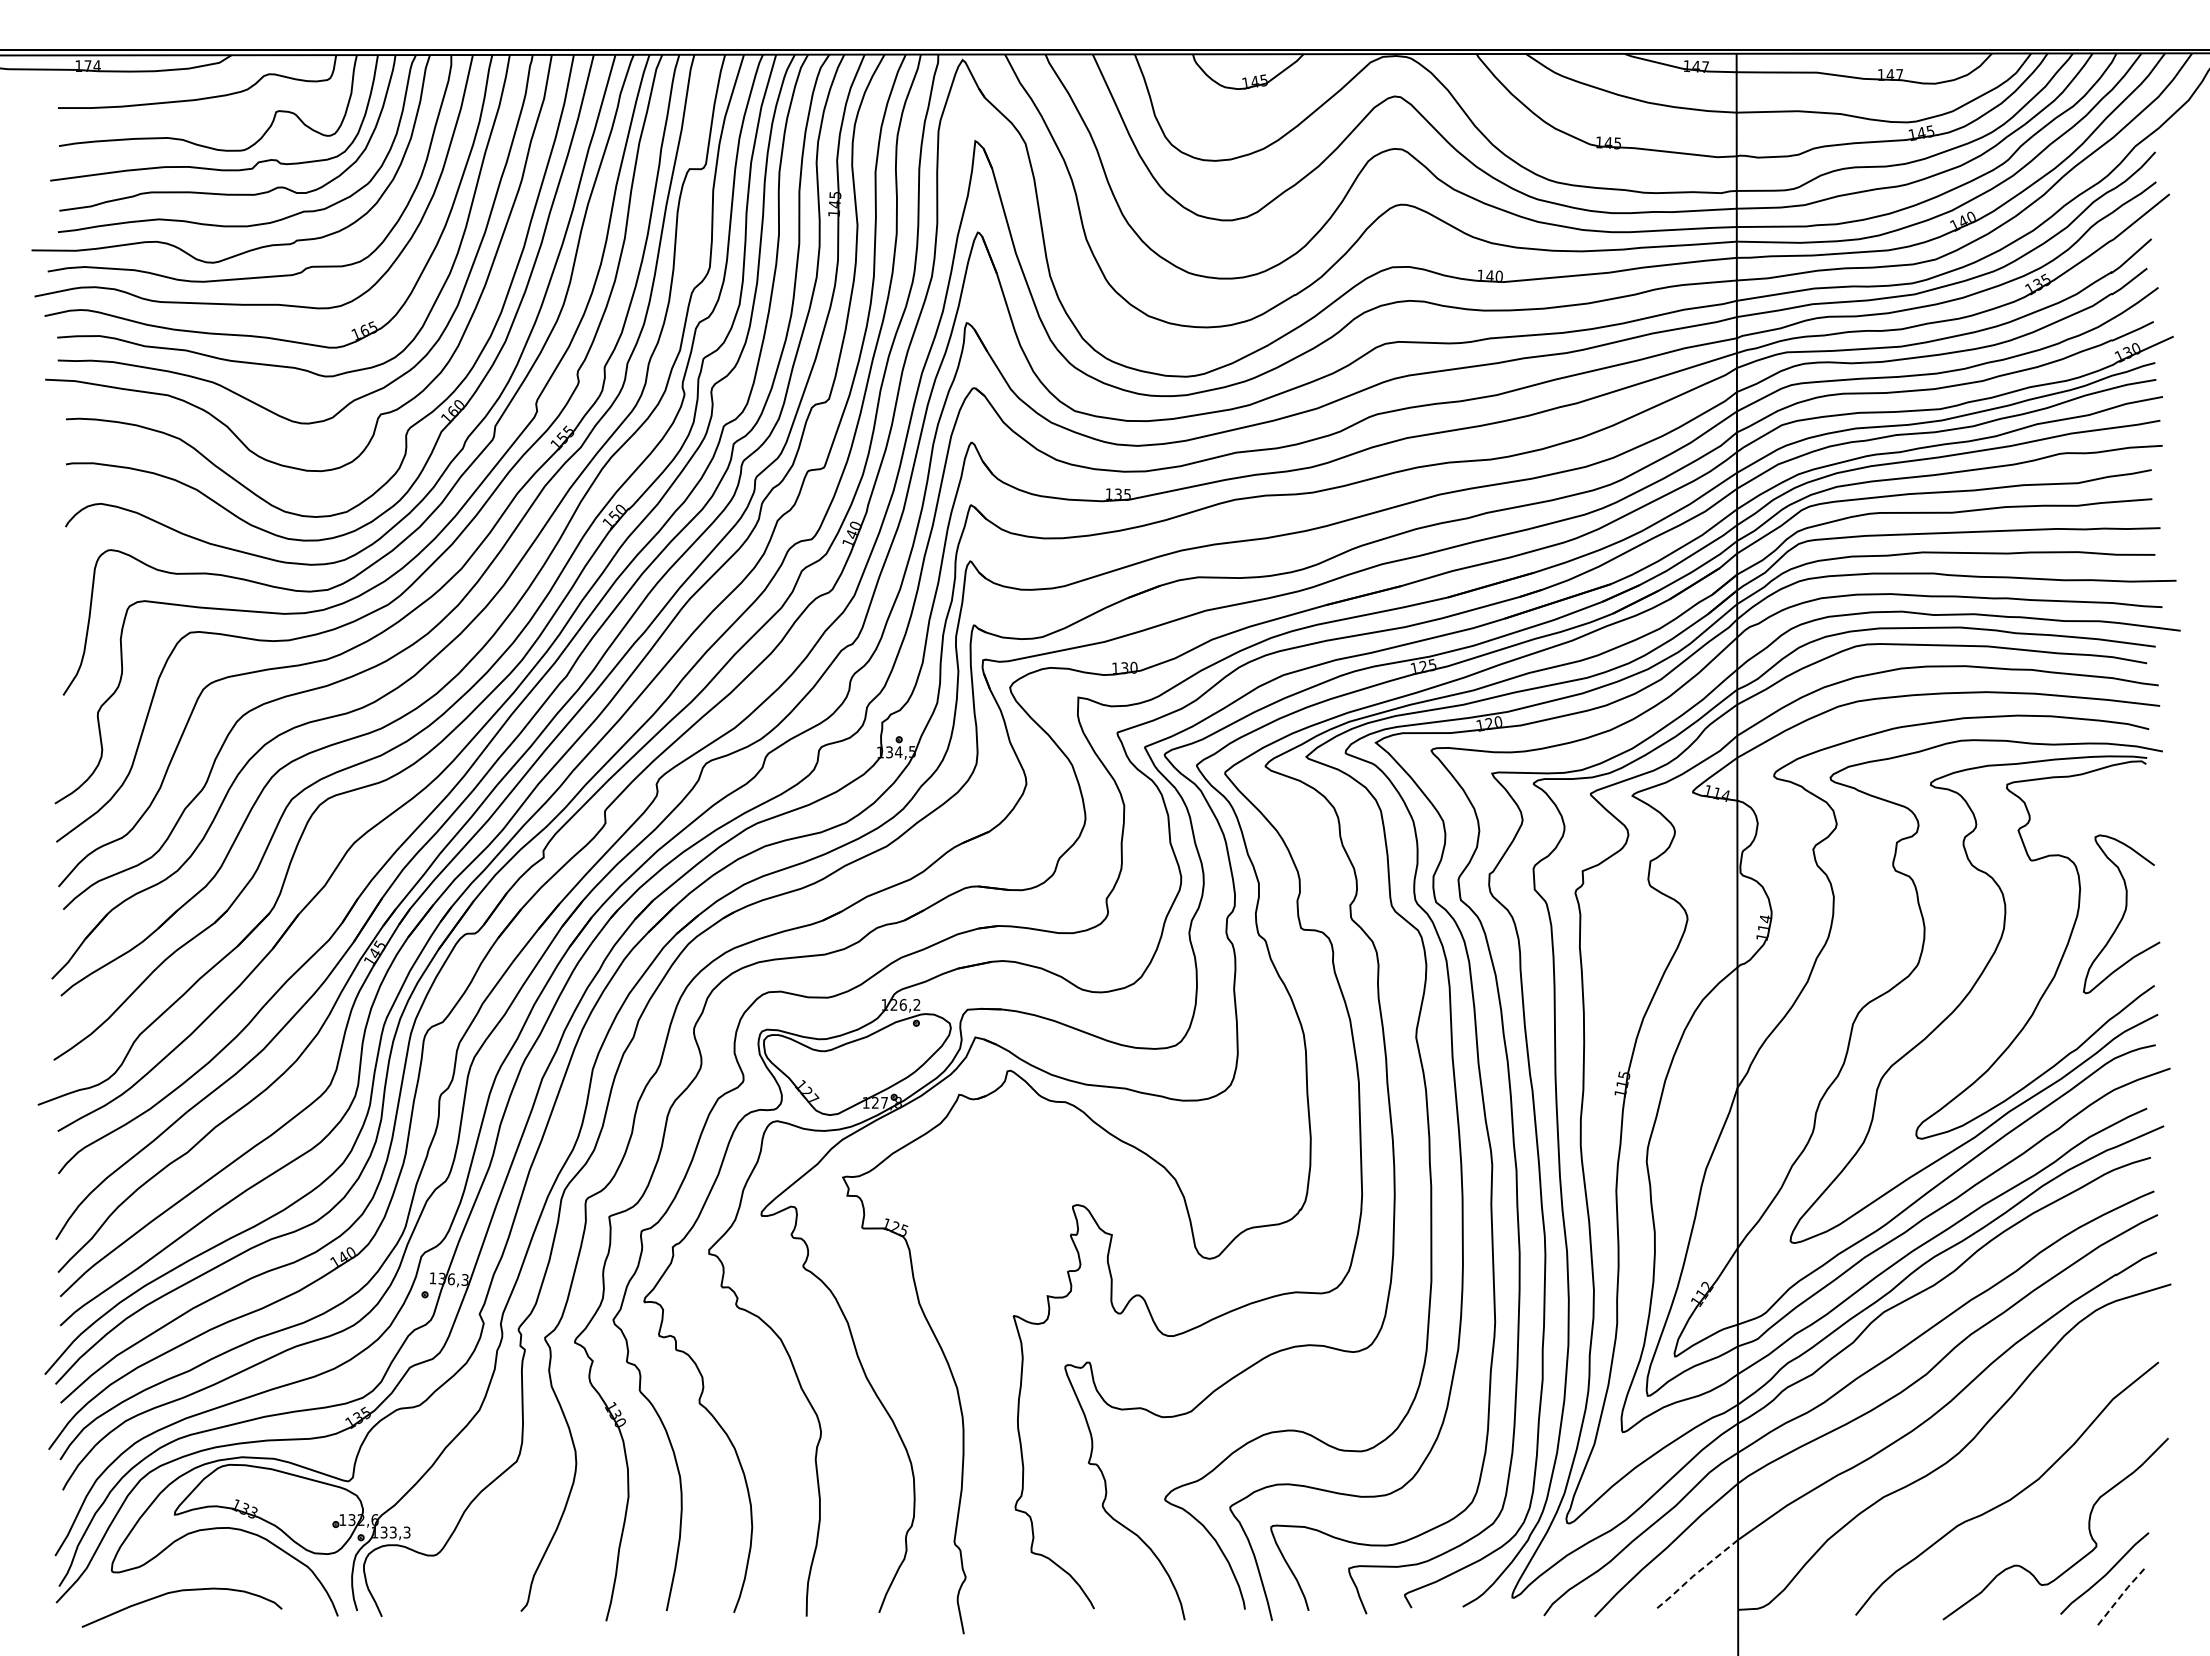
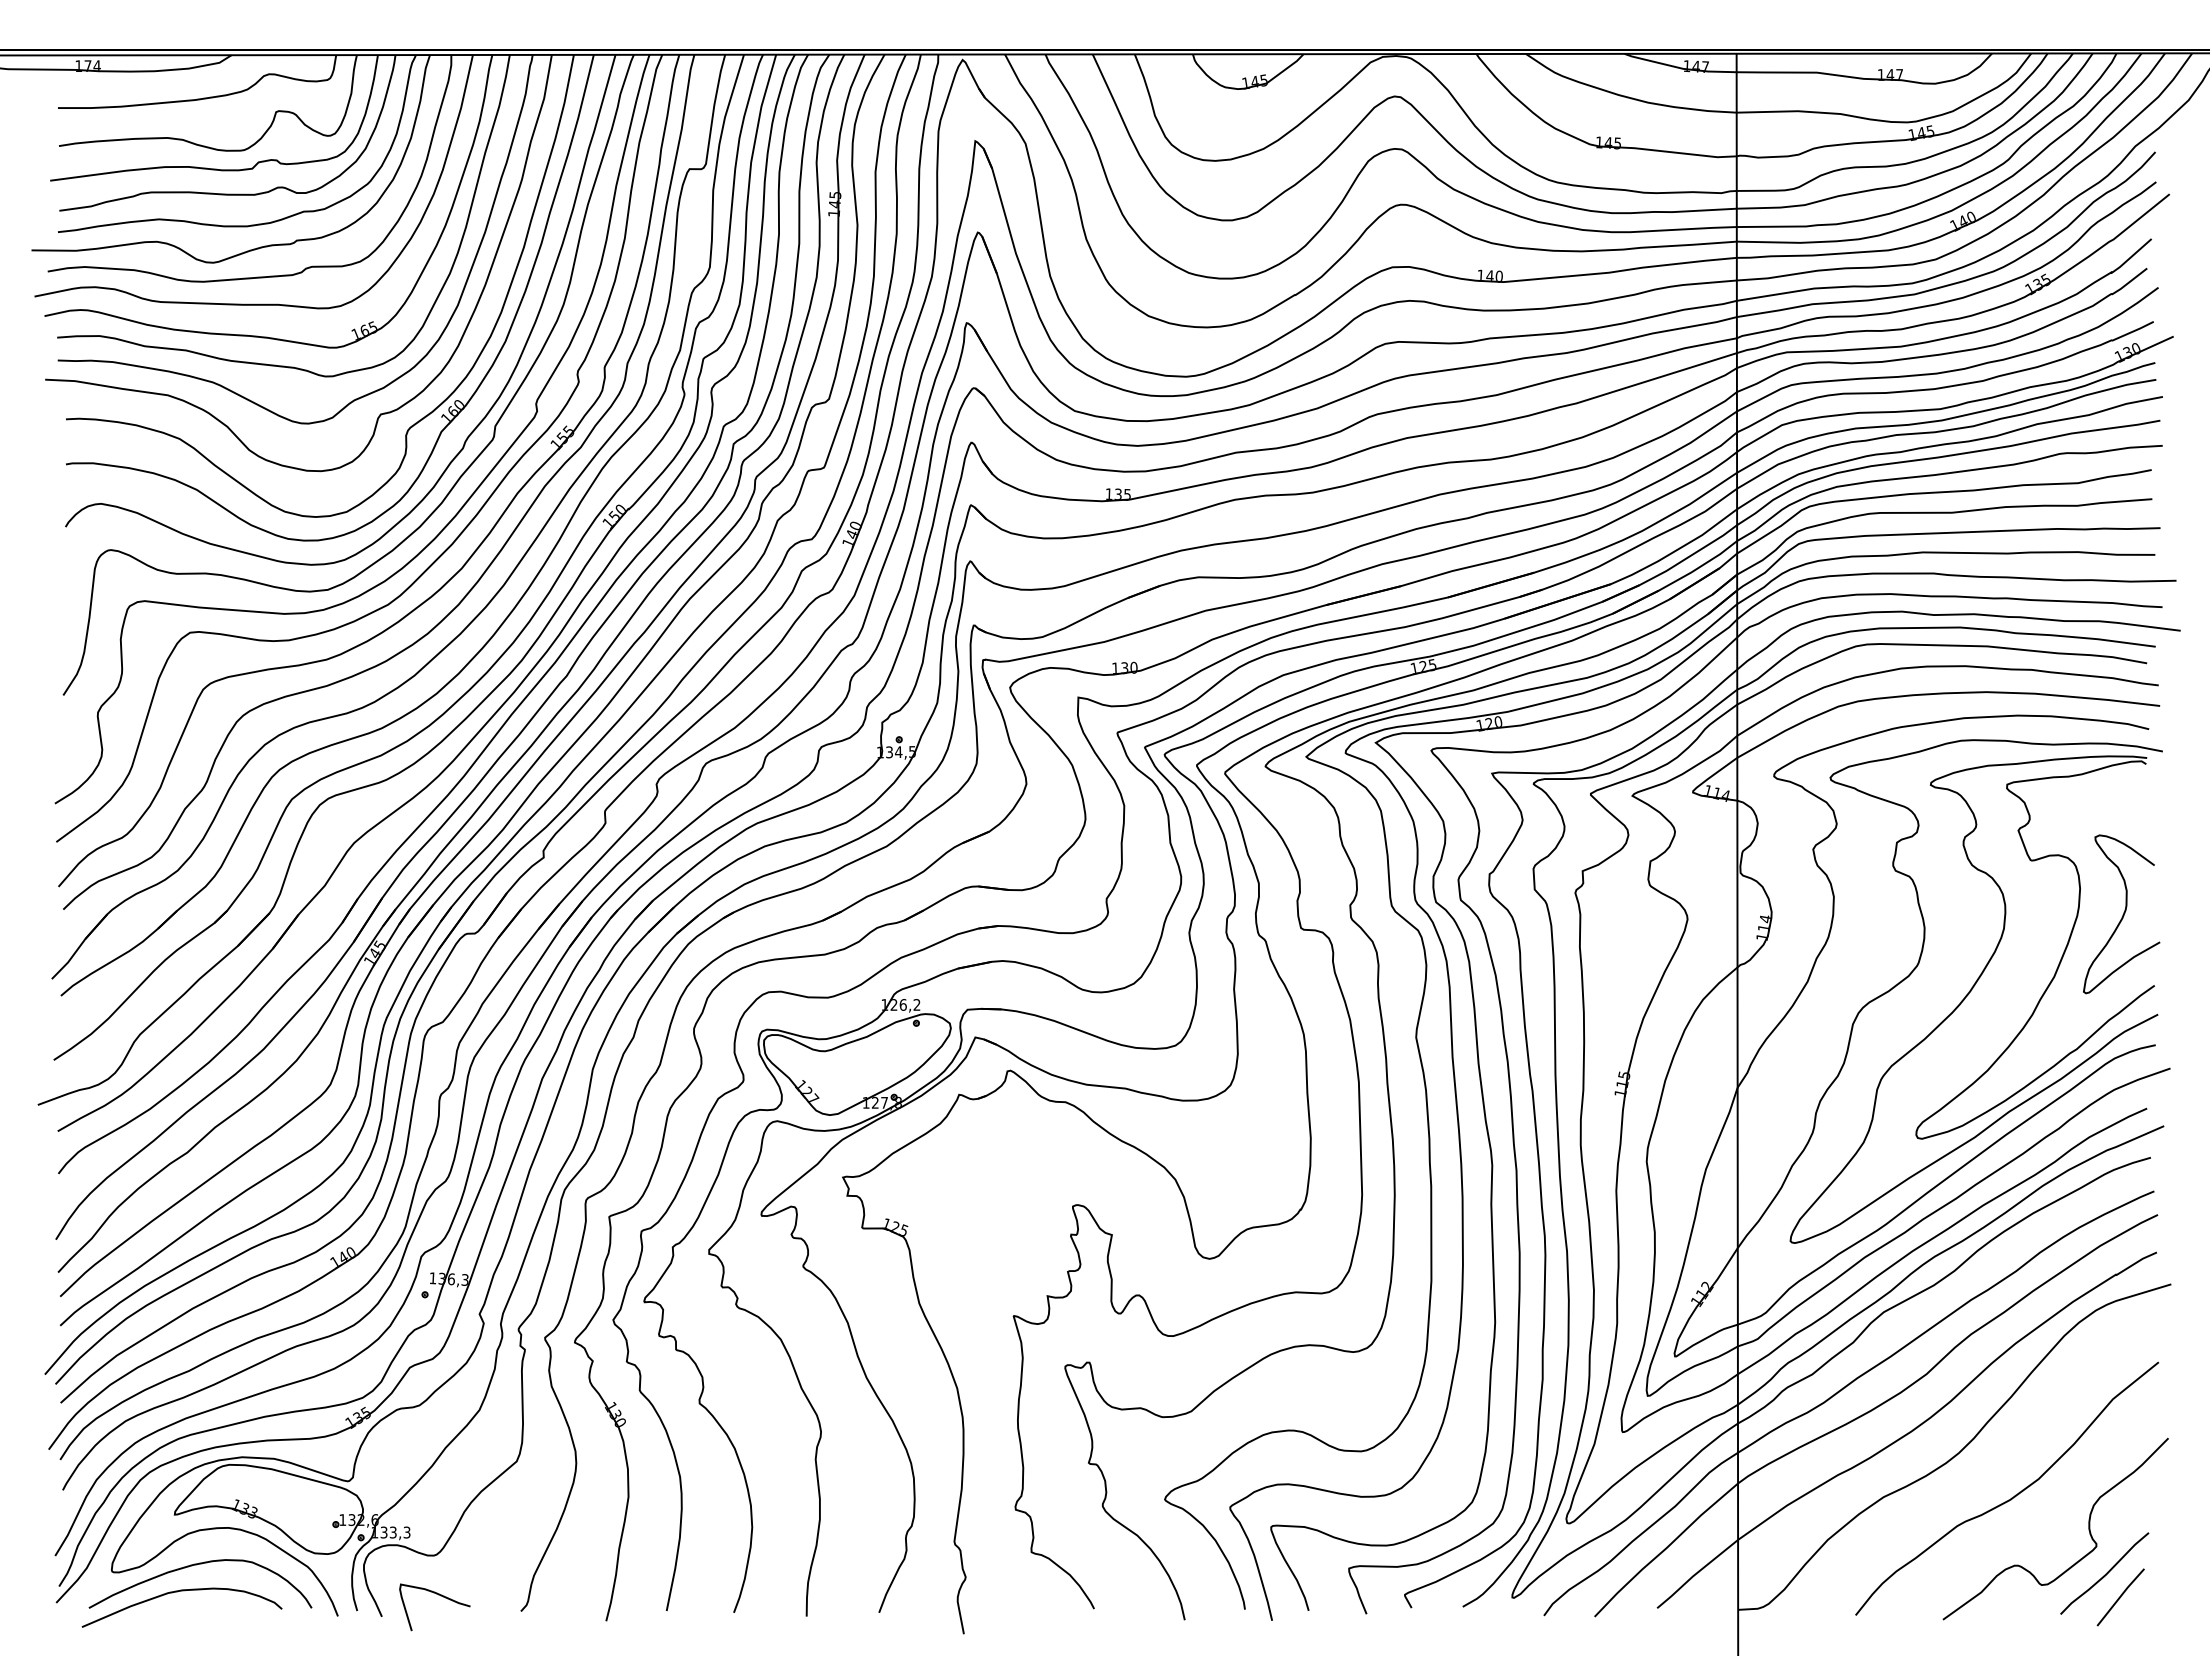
curve: none -> present (196, 1565)
line: dashed -> solid (1696, 1573)
curve: none -> present (440, 1596)
line: dashed -> solid (2120, 1596)
